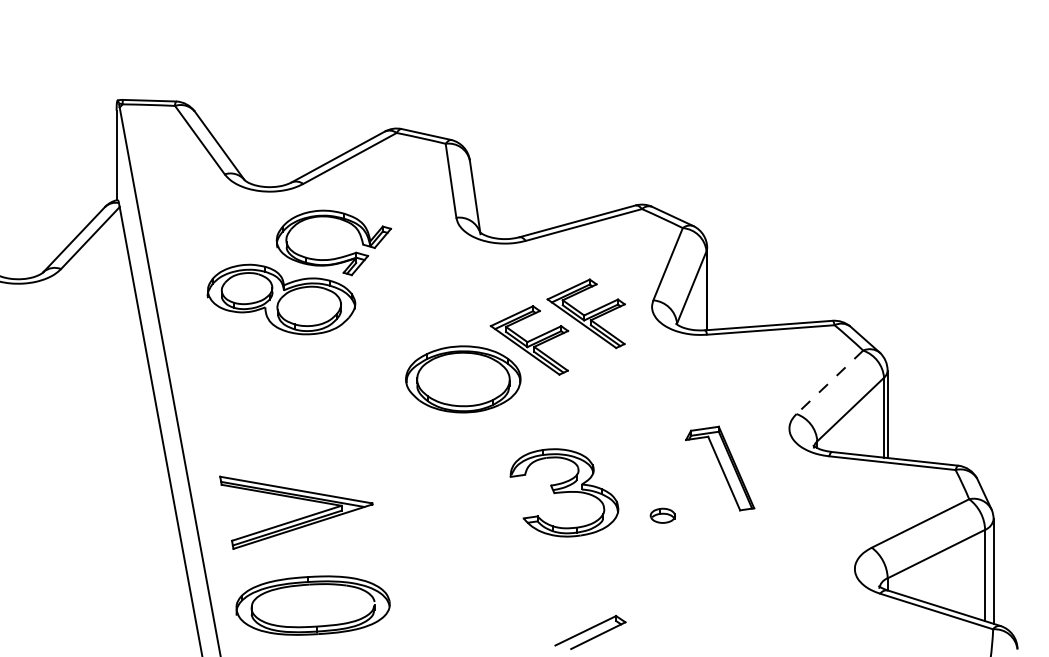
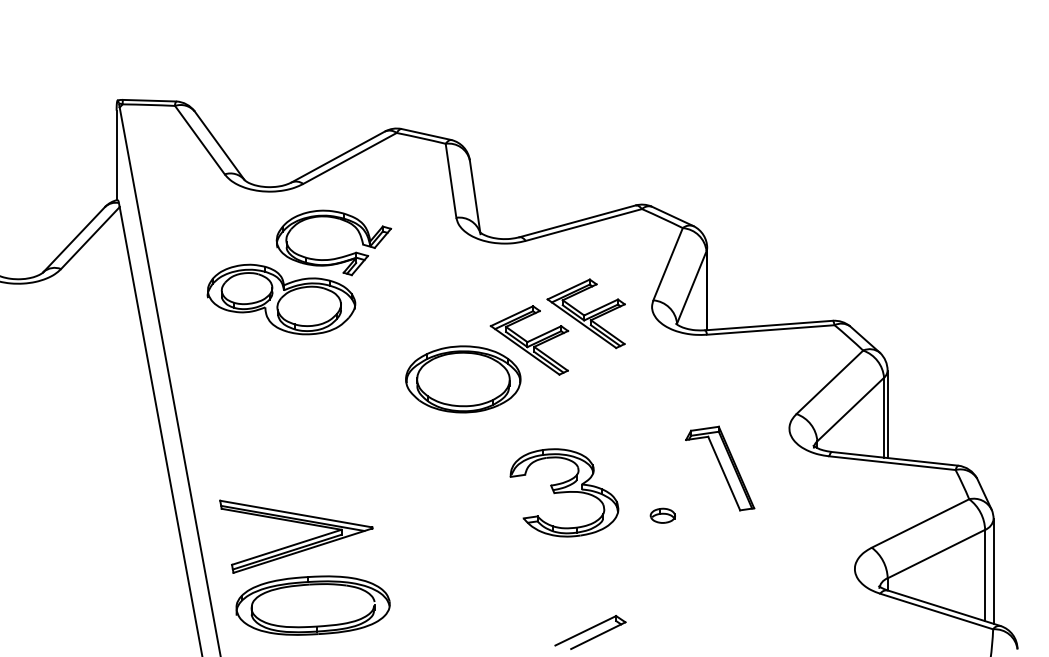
line: dashed -> solid (829, 382)
part position: (297, 518) -> (297, 542) (297, 542)
